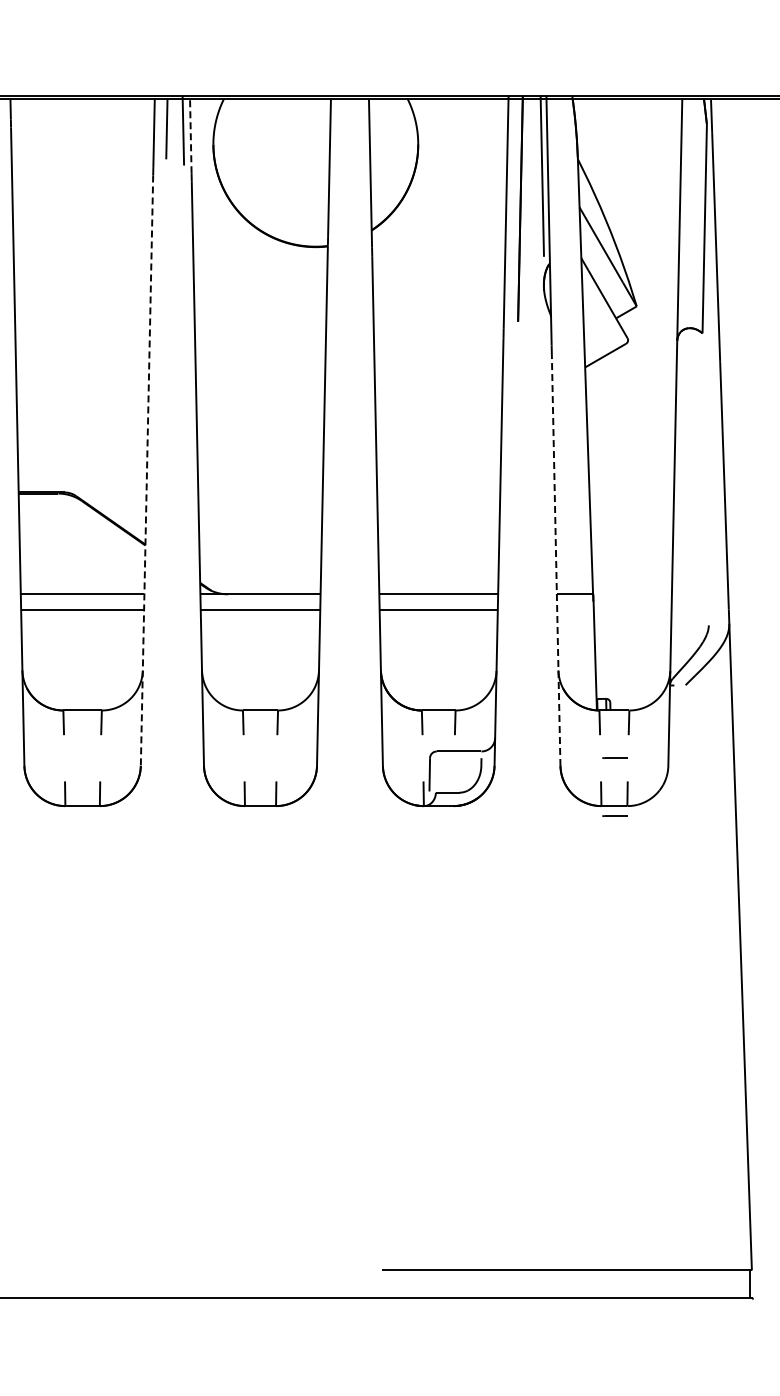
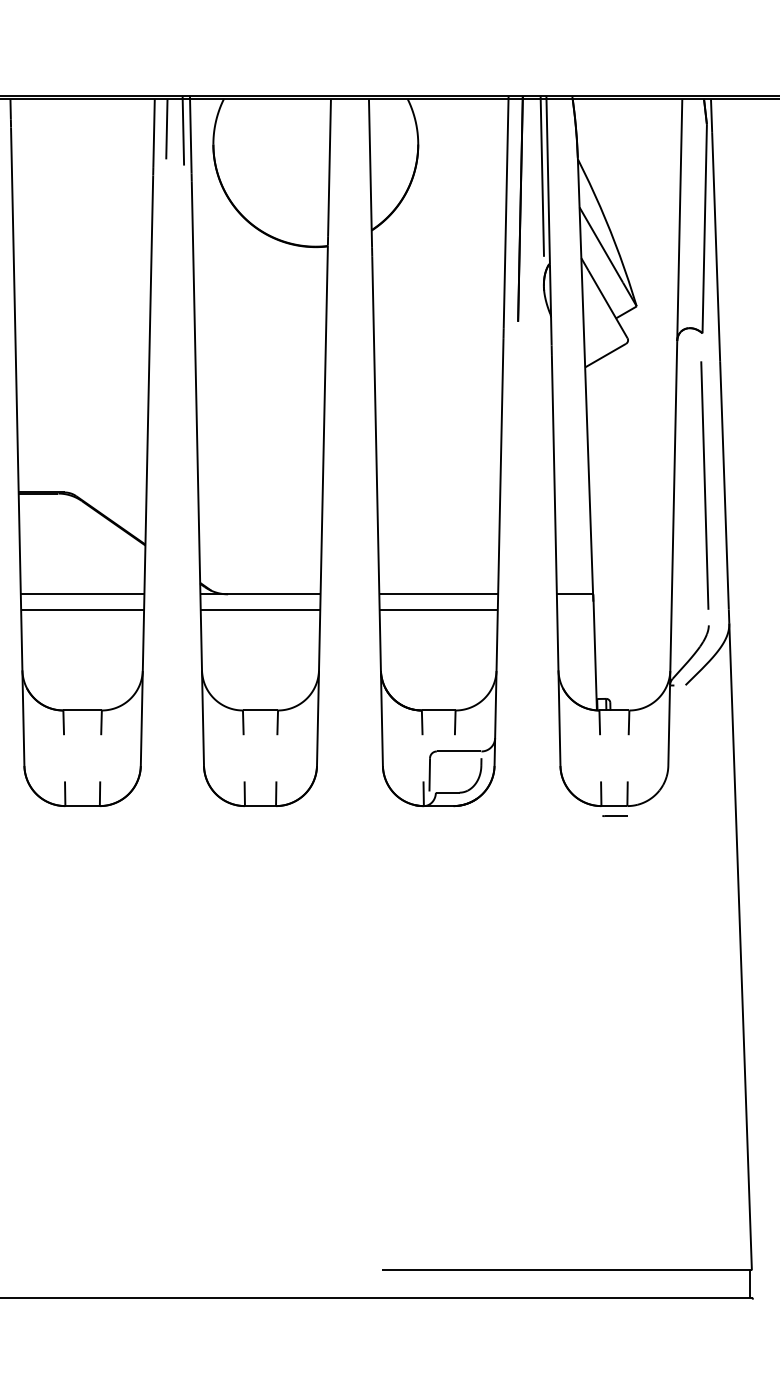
line: dashed -> solid (190, 134)
line: dashed -> solid (147, 471)
line: none -> present (704, 485)
line: dashed -> solid (556, 560)
line: present -> none (614, 757)
